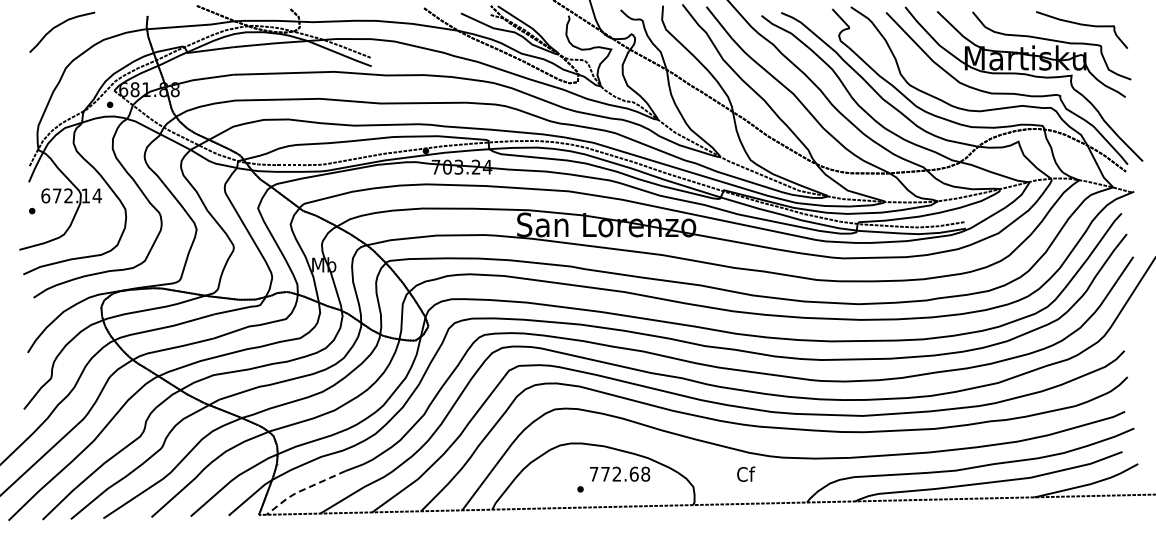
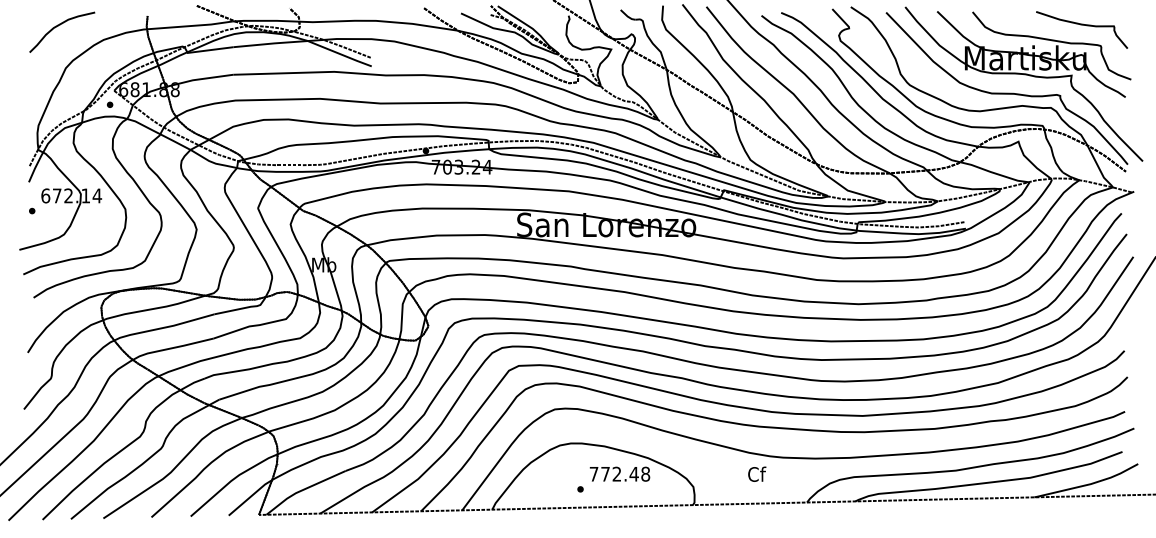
text: 772.68 -> 772.48 (633, 473)
text position: (746, 473) -> (757, 473) (757, 473)
line: dashed -> solid (302, 490)
